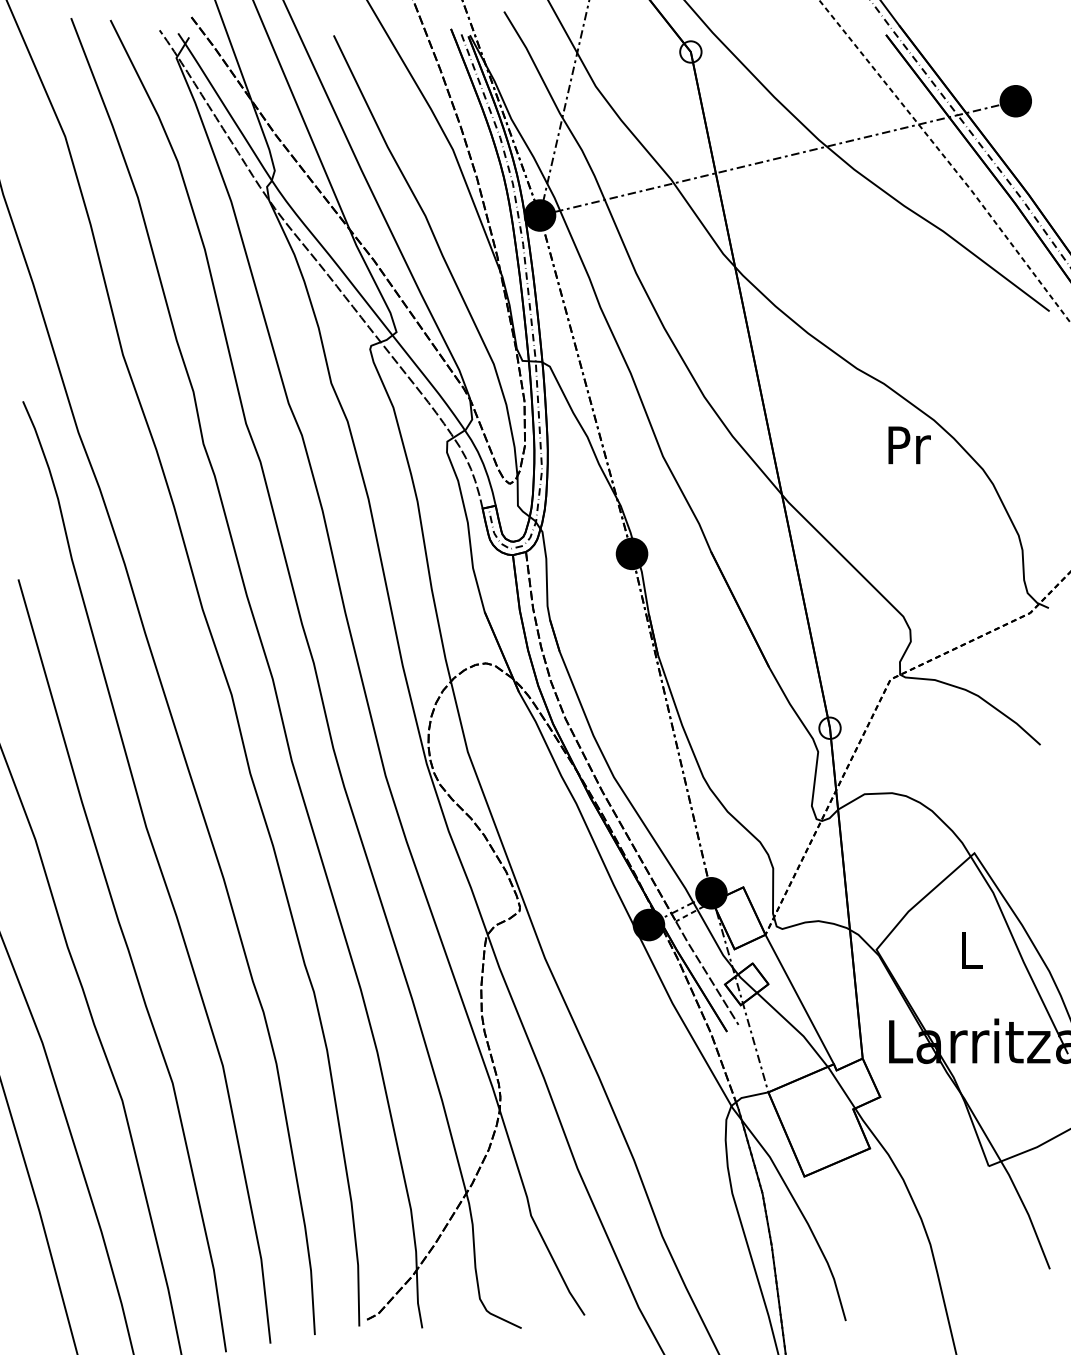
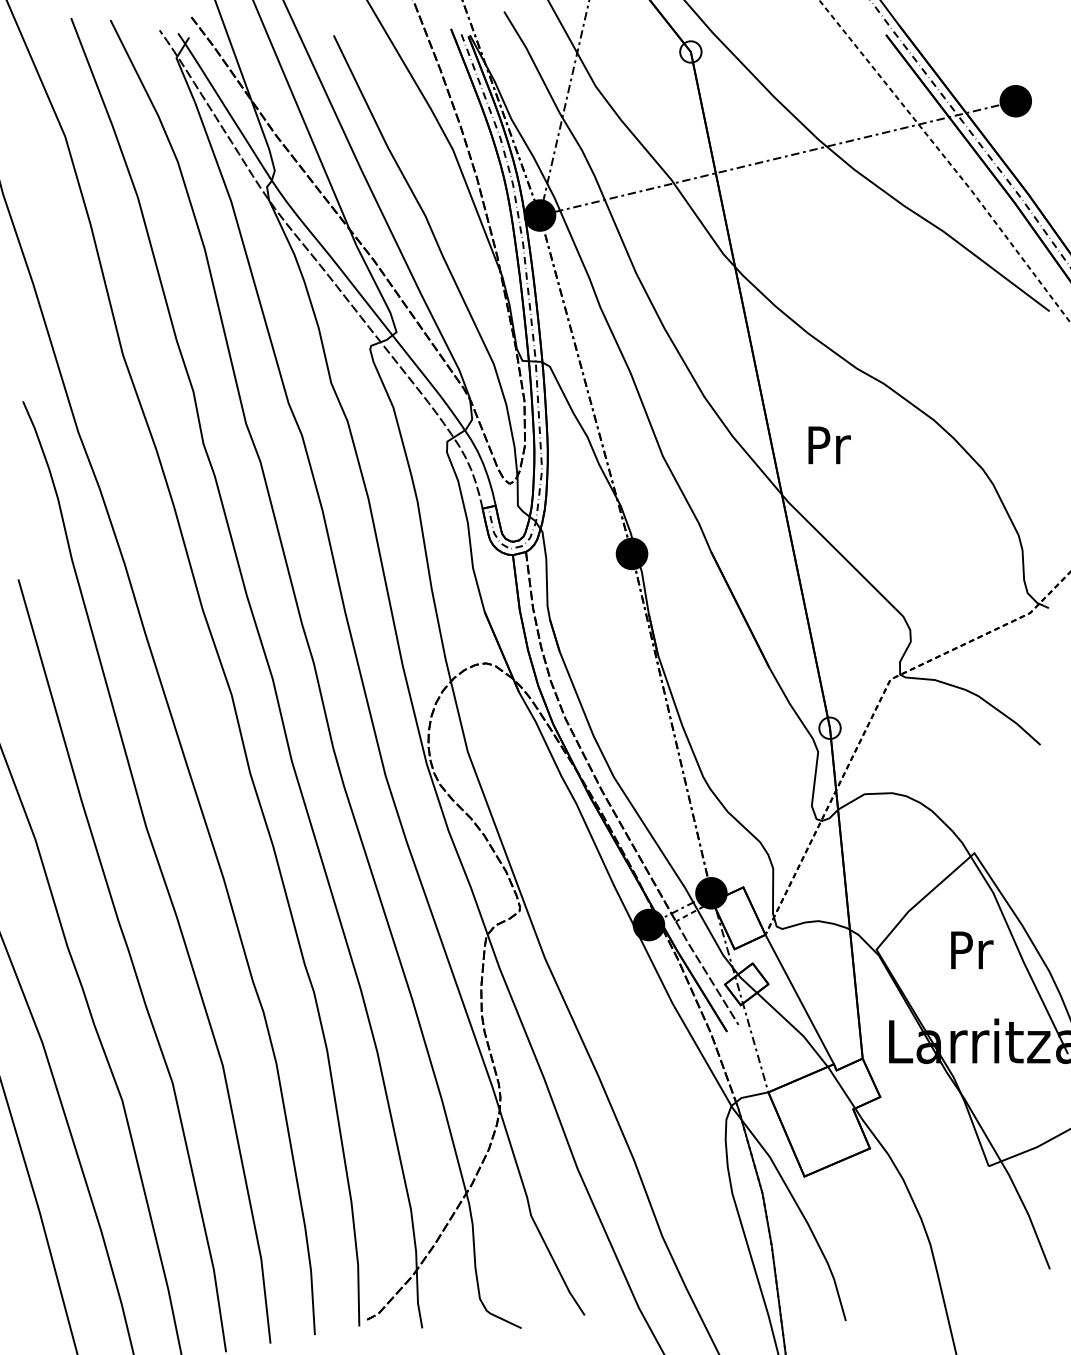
text position: (909, 445) -> (829, 445) (829, 445)
text: L -> Pr (972, 950)
